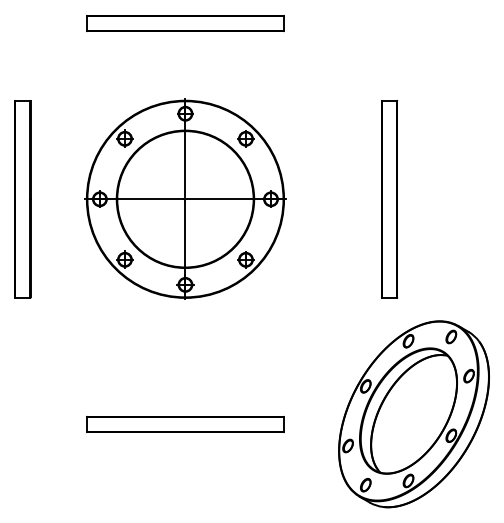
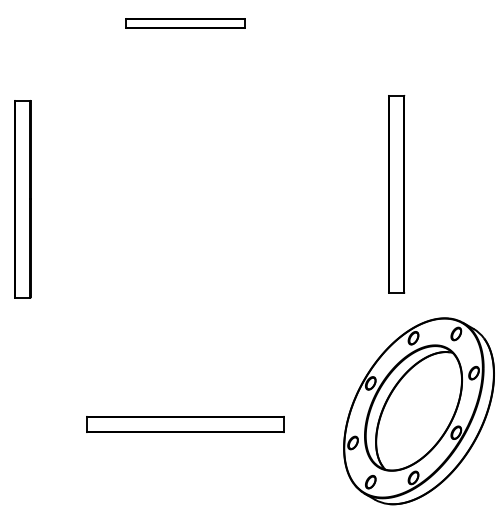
part size: 199x17 px -> 121x11 px (185, 23)
part: present -> none (185, 198)
part position: (389, 199) -> (396, 194) (396, 194)
part position: (413, 414) -> (418, 411) (418, 411)
